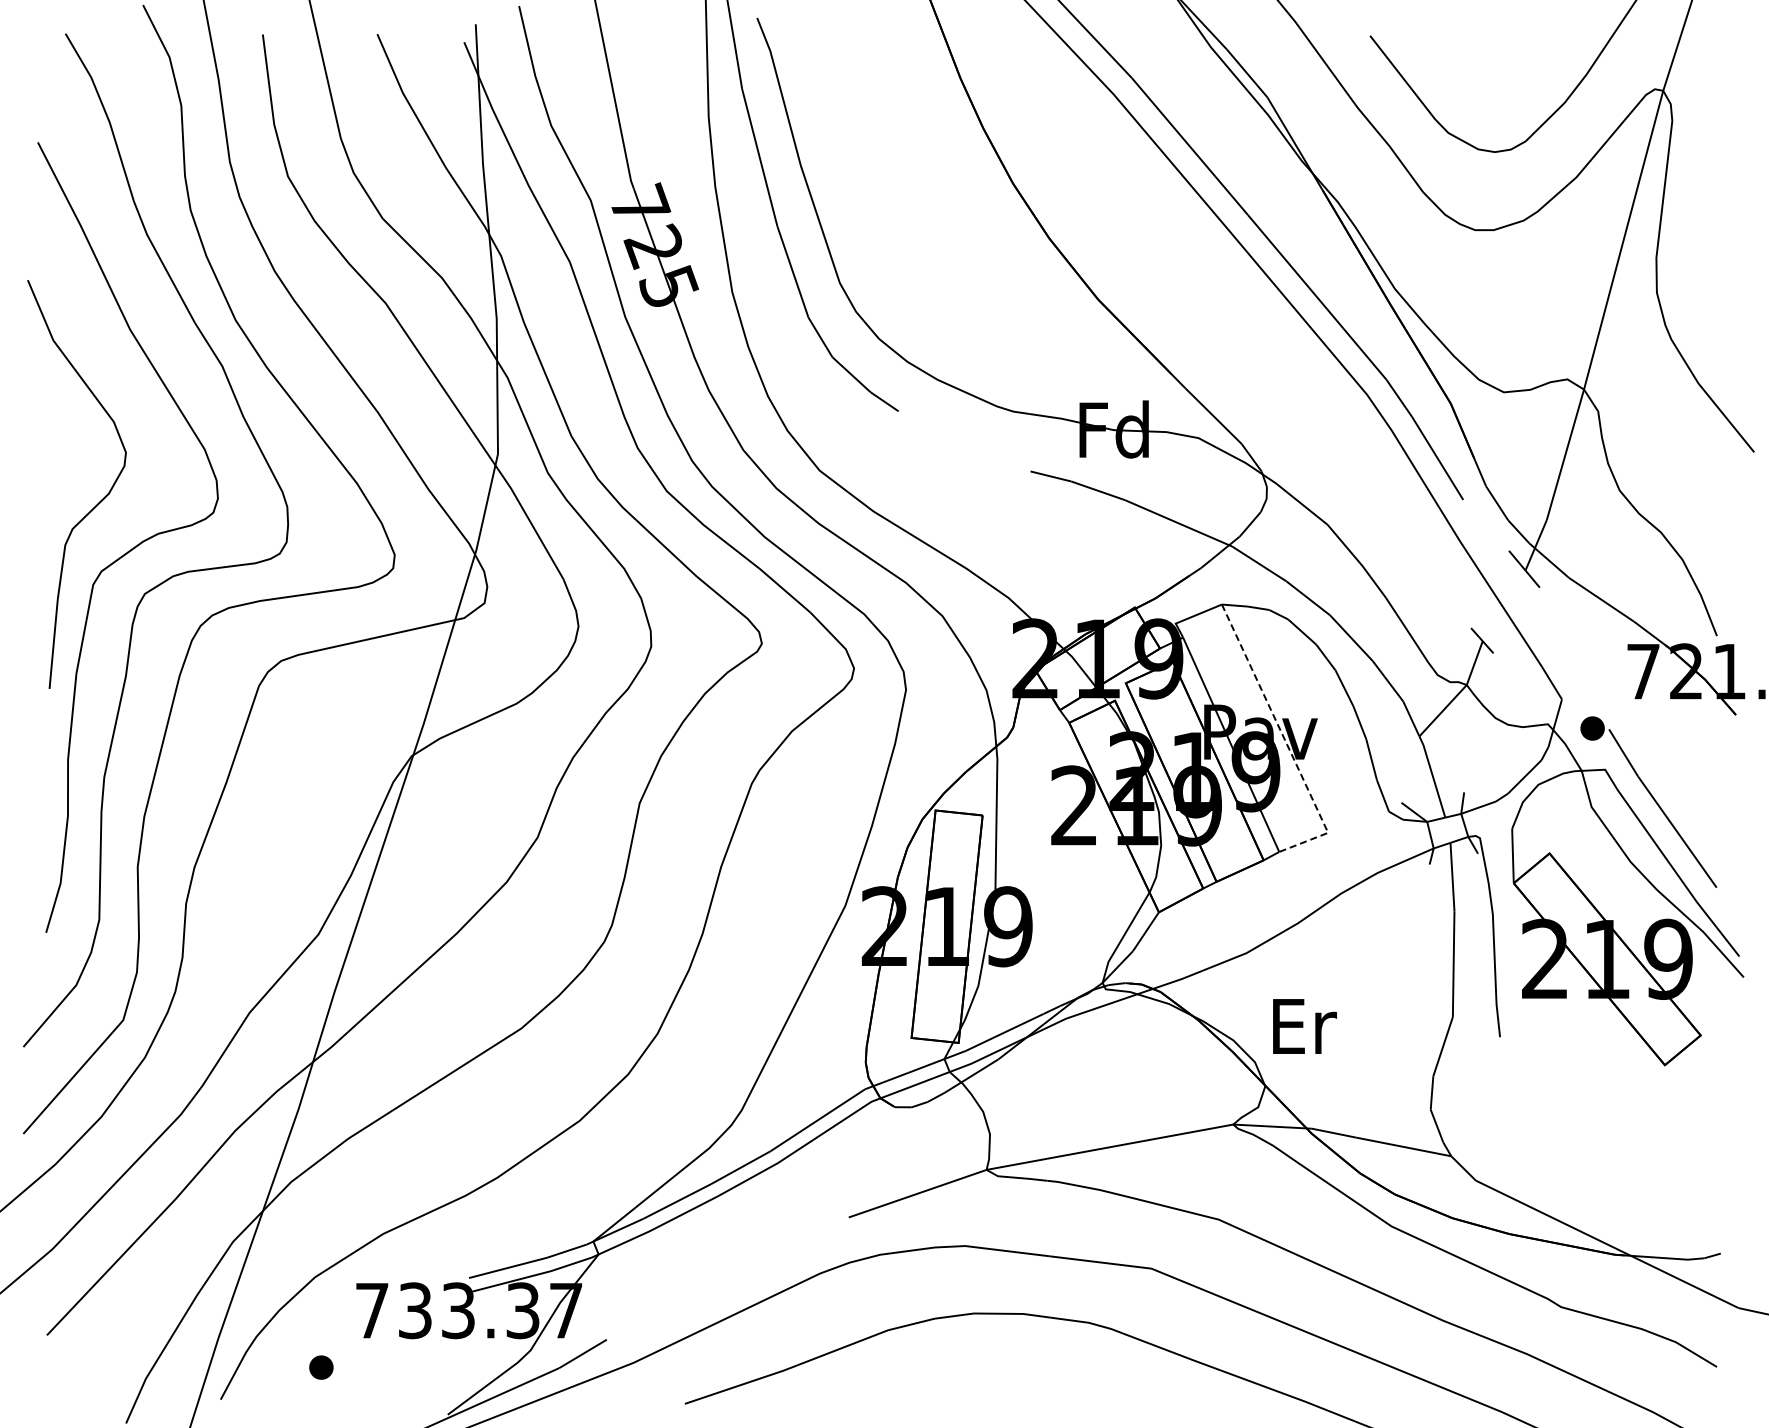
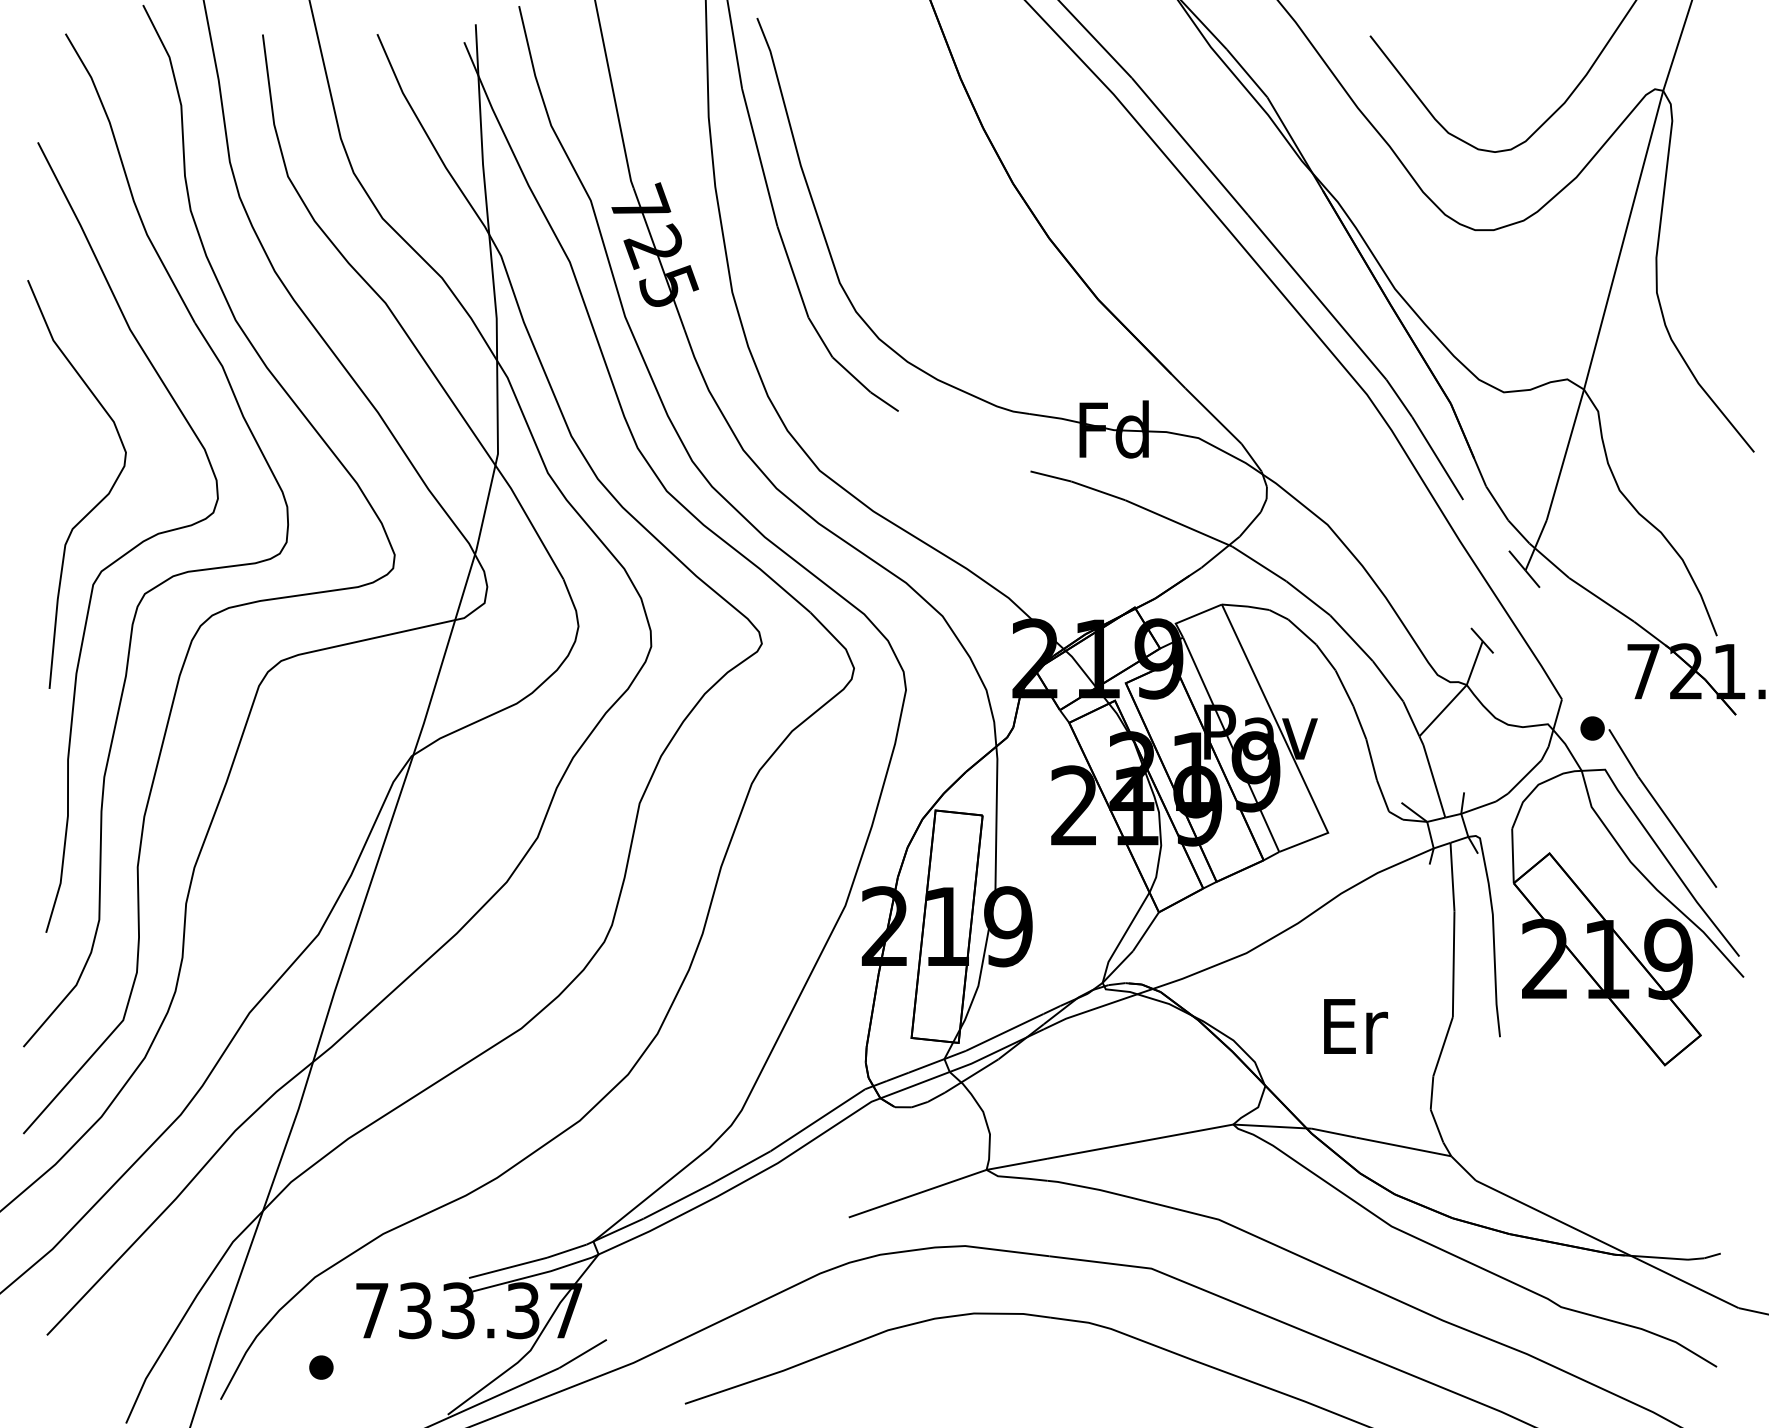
line: dashed -> solid (1286, 743)
text position: (1304, 1026) -> (1355, 1026) (1355, 1026)
